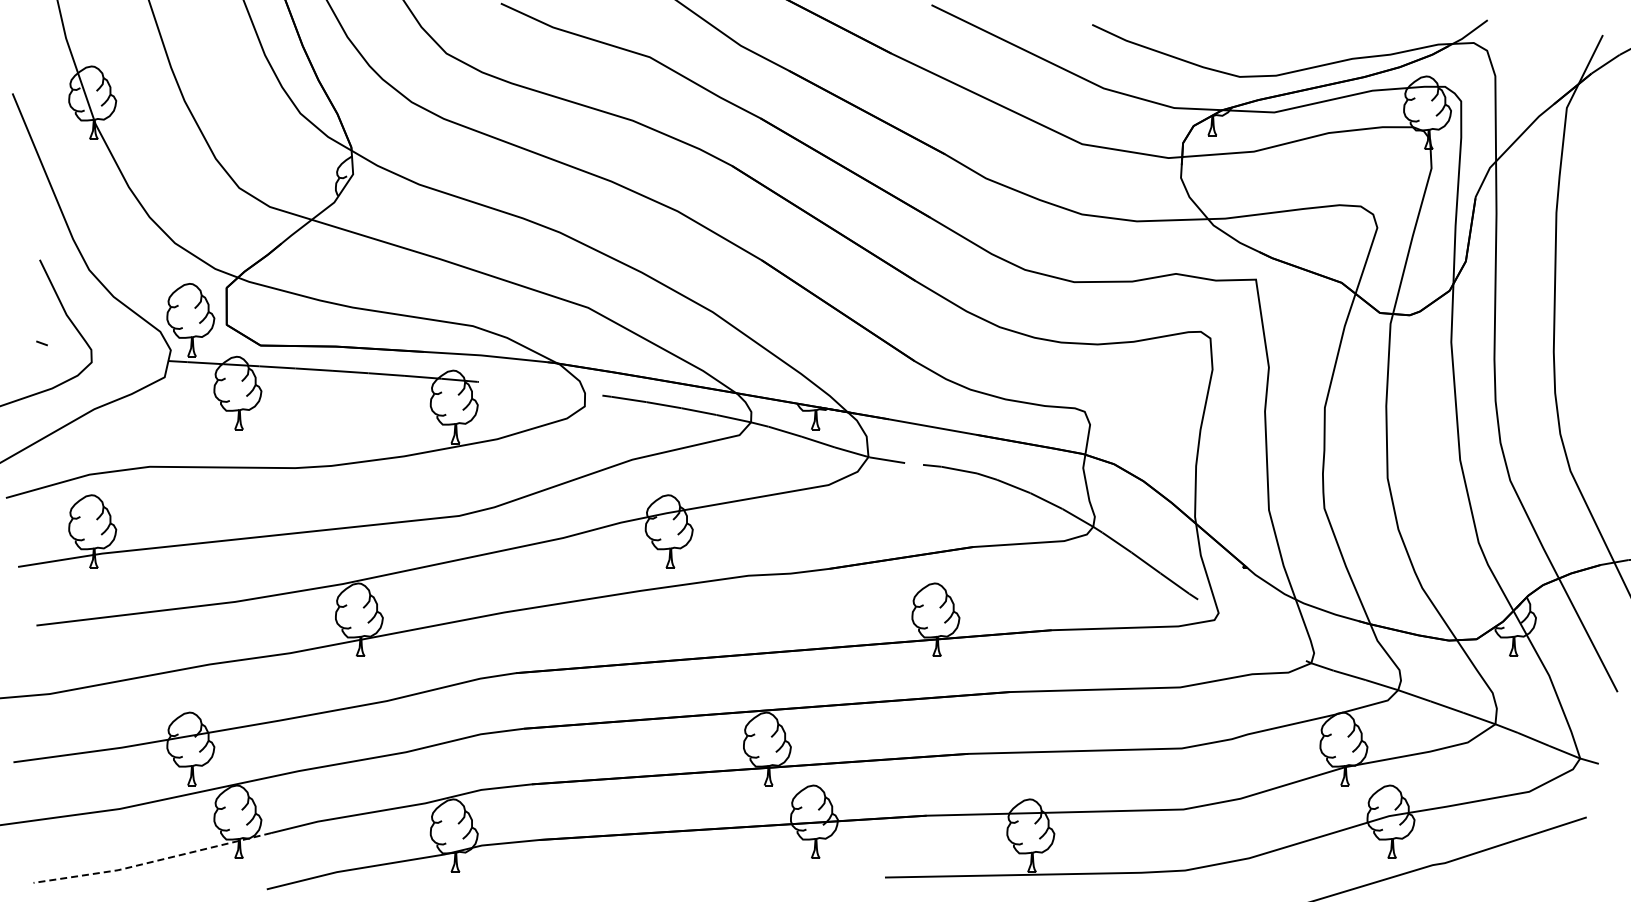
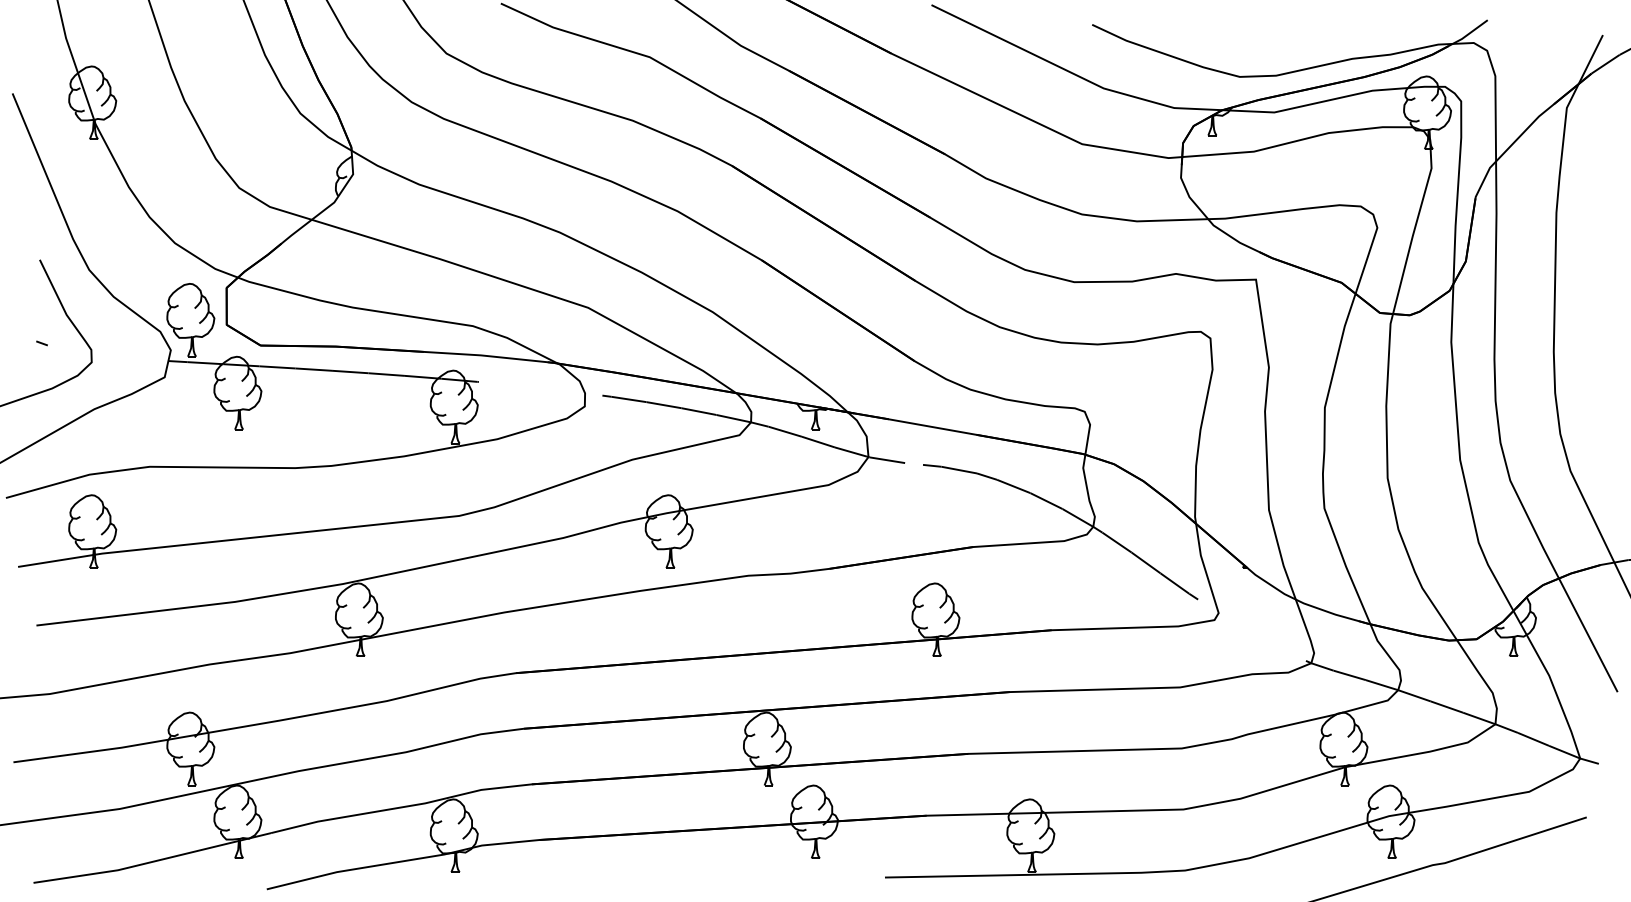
line: dashed -> solid (151, 862)
